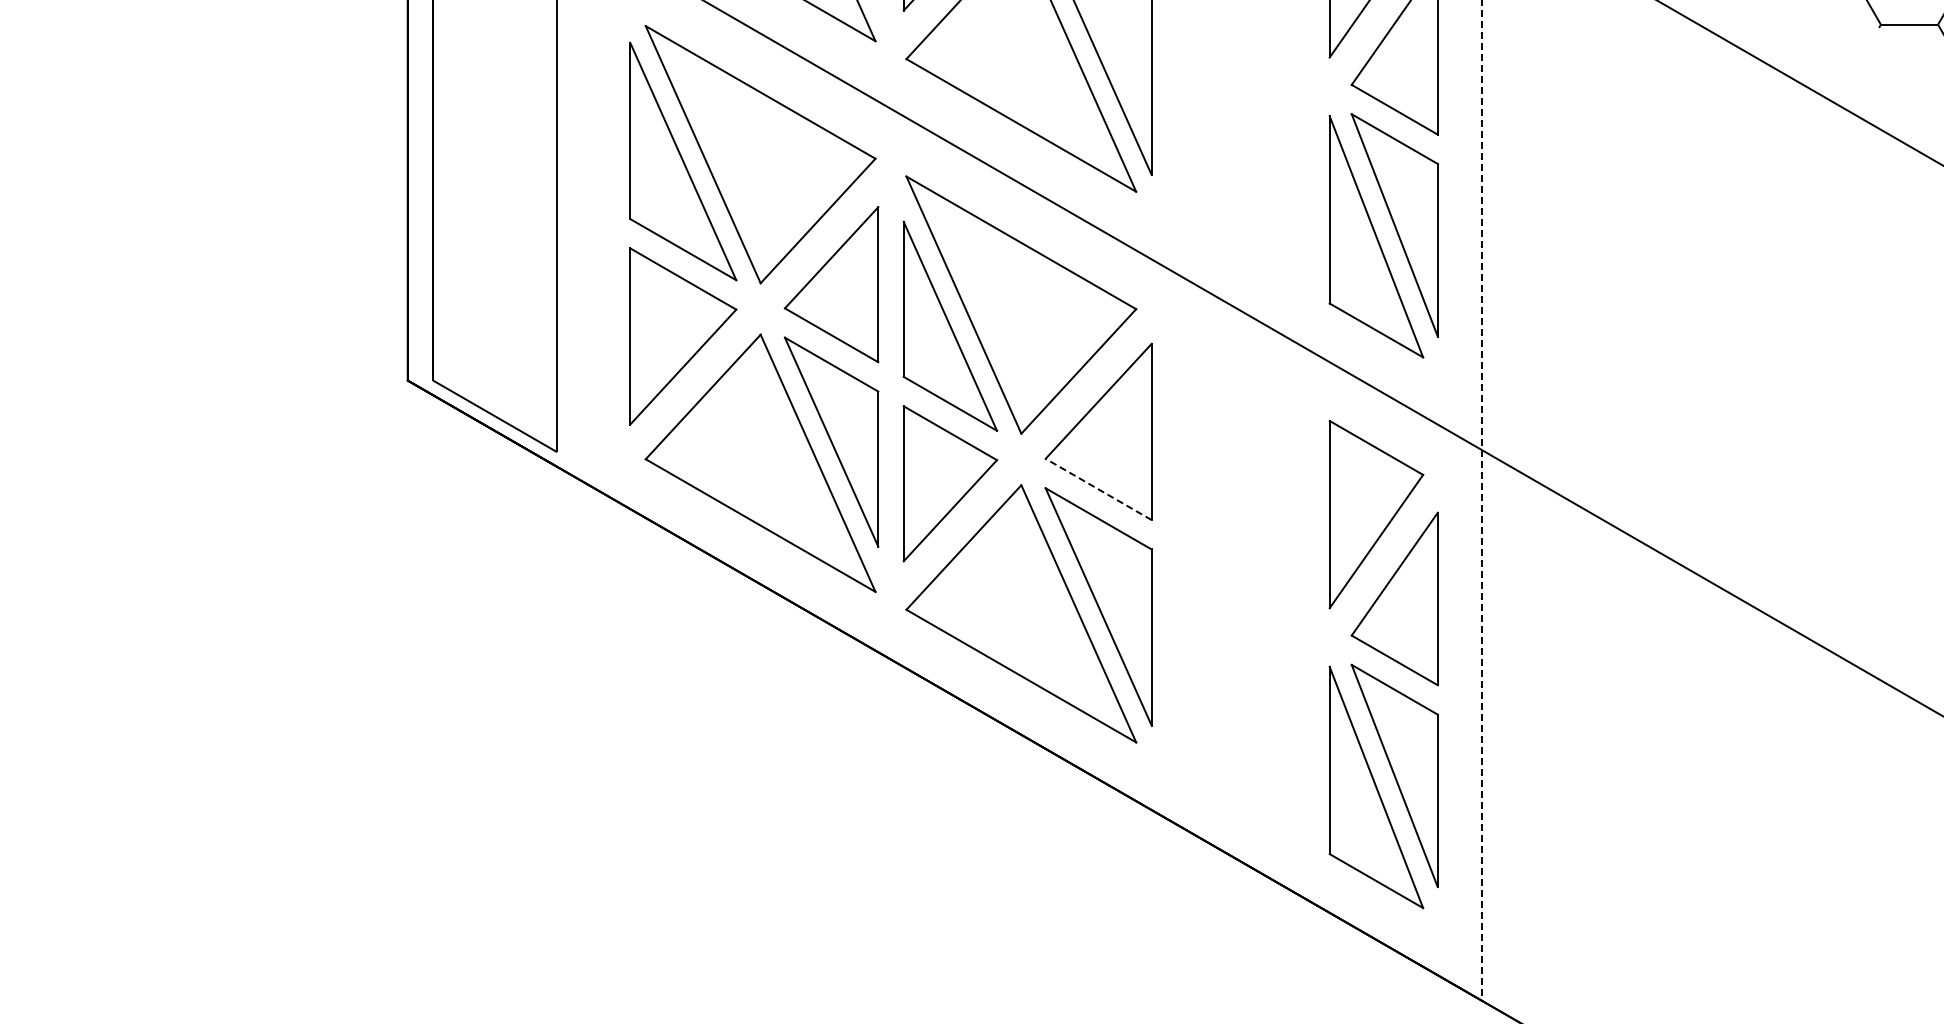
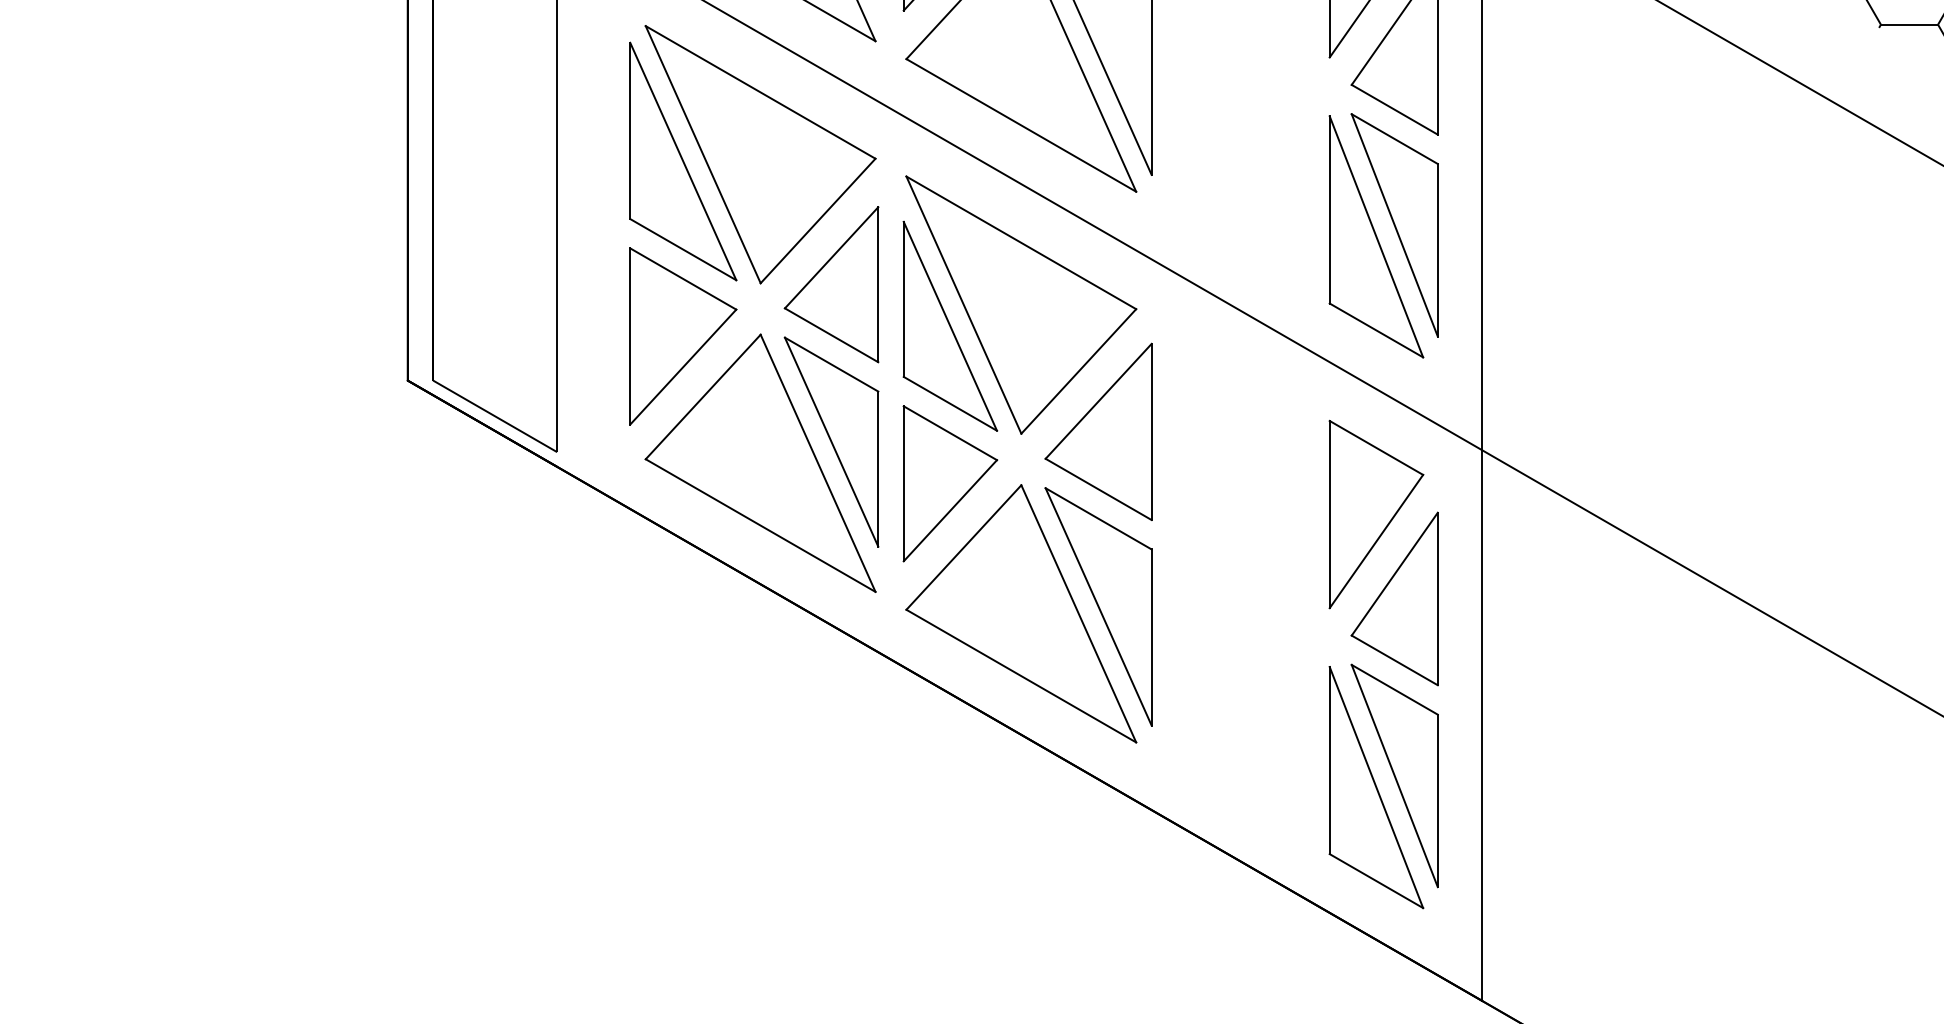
line: dashed -> solid (1098, 489)
line: dashed -> solid (1482, 501)
